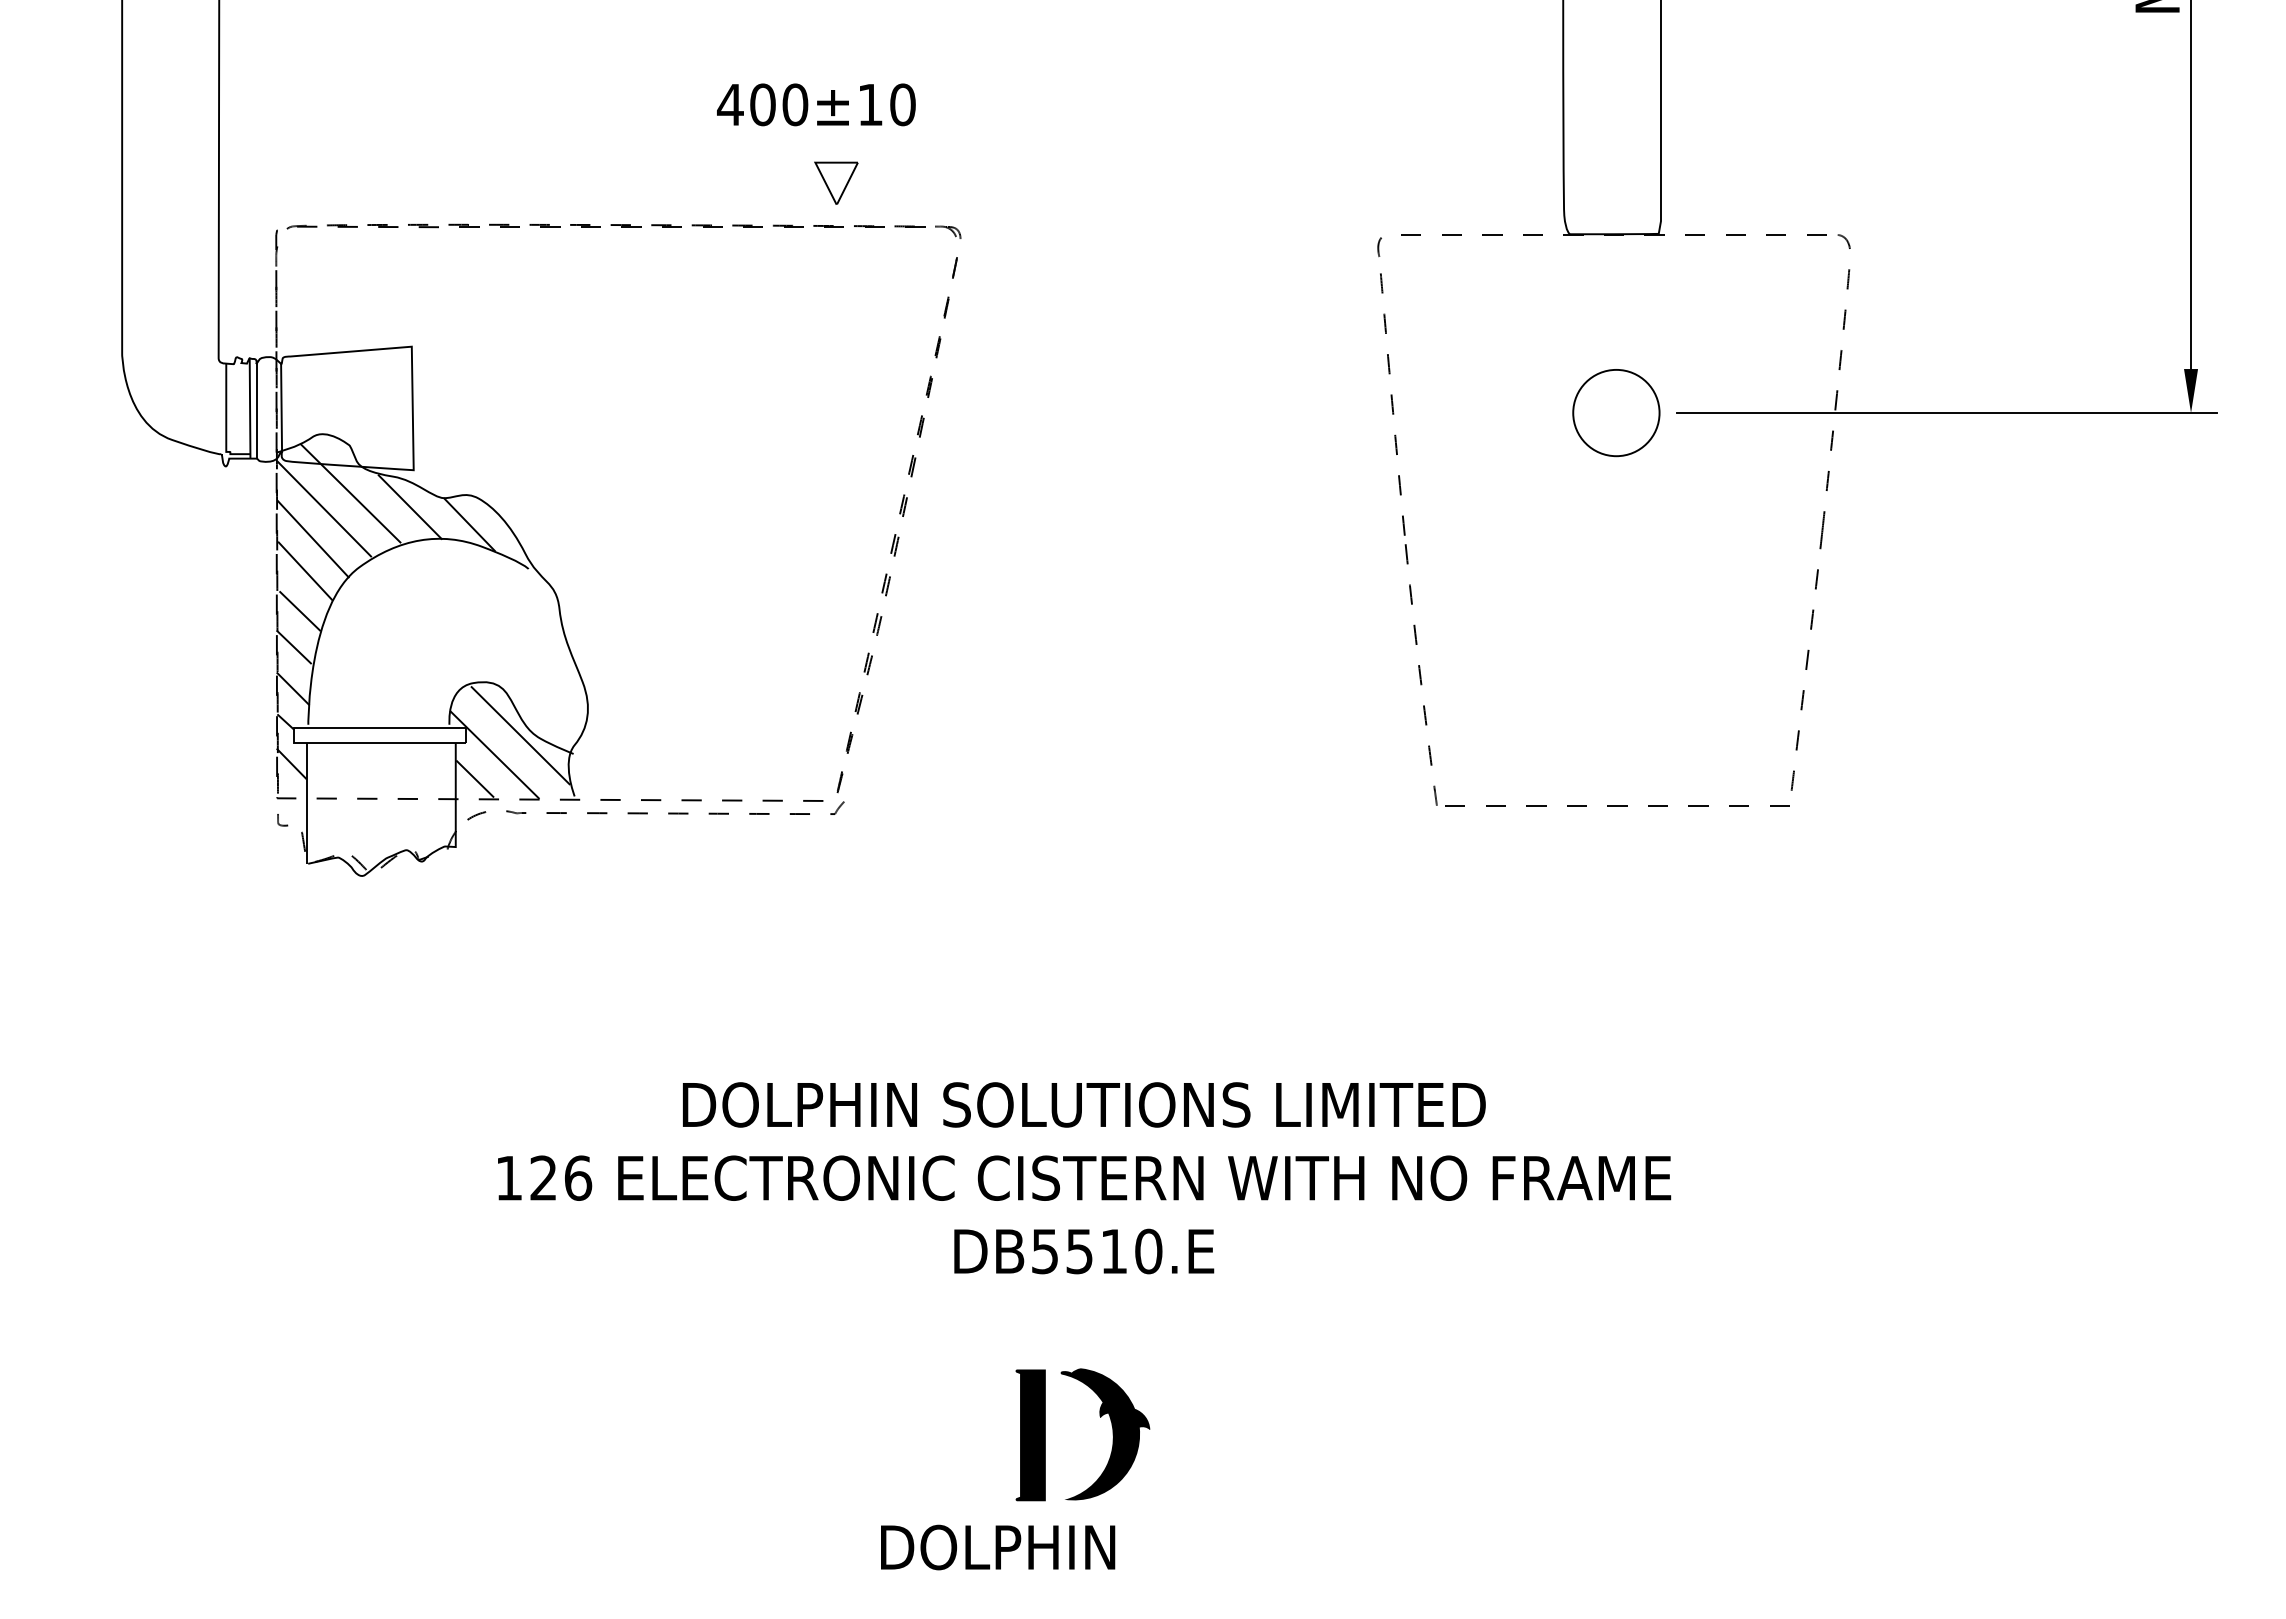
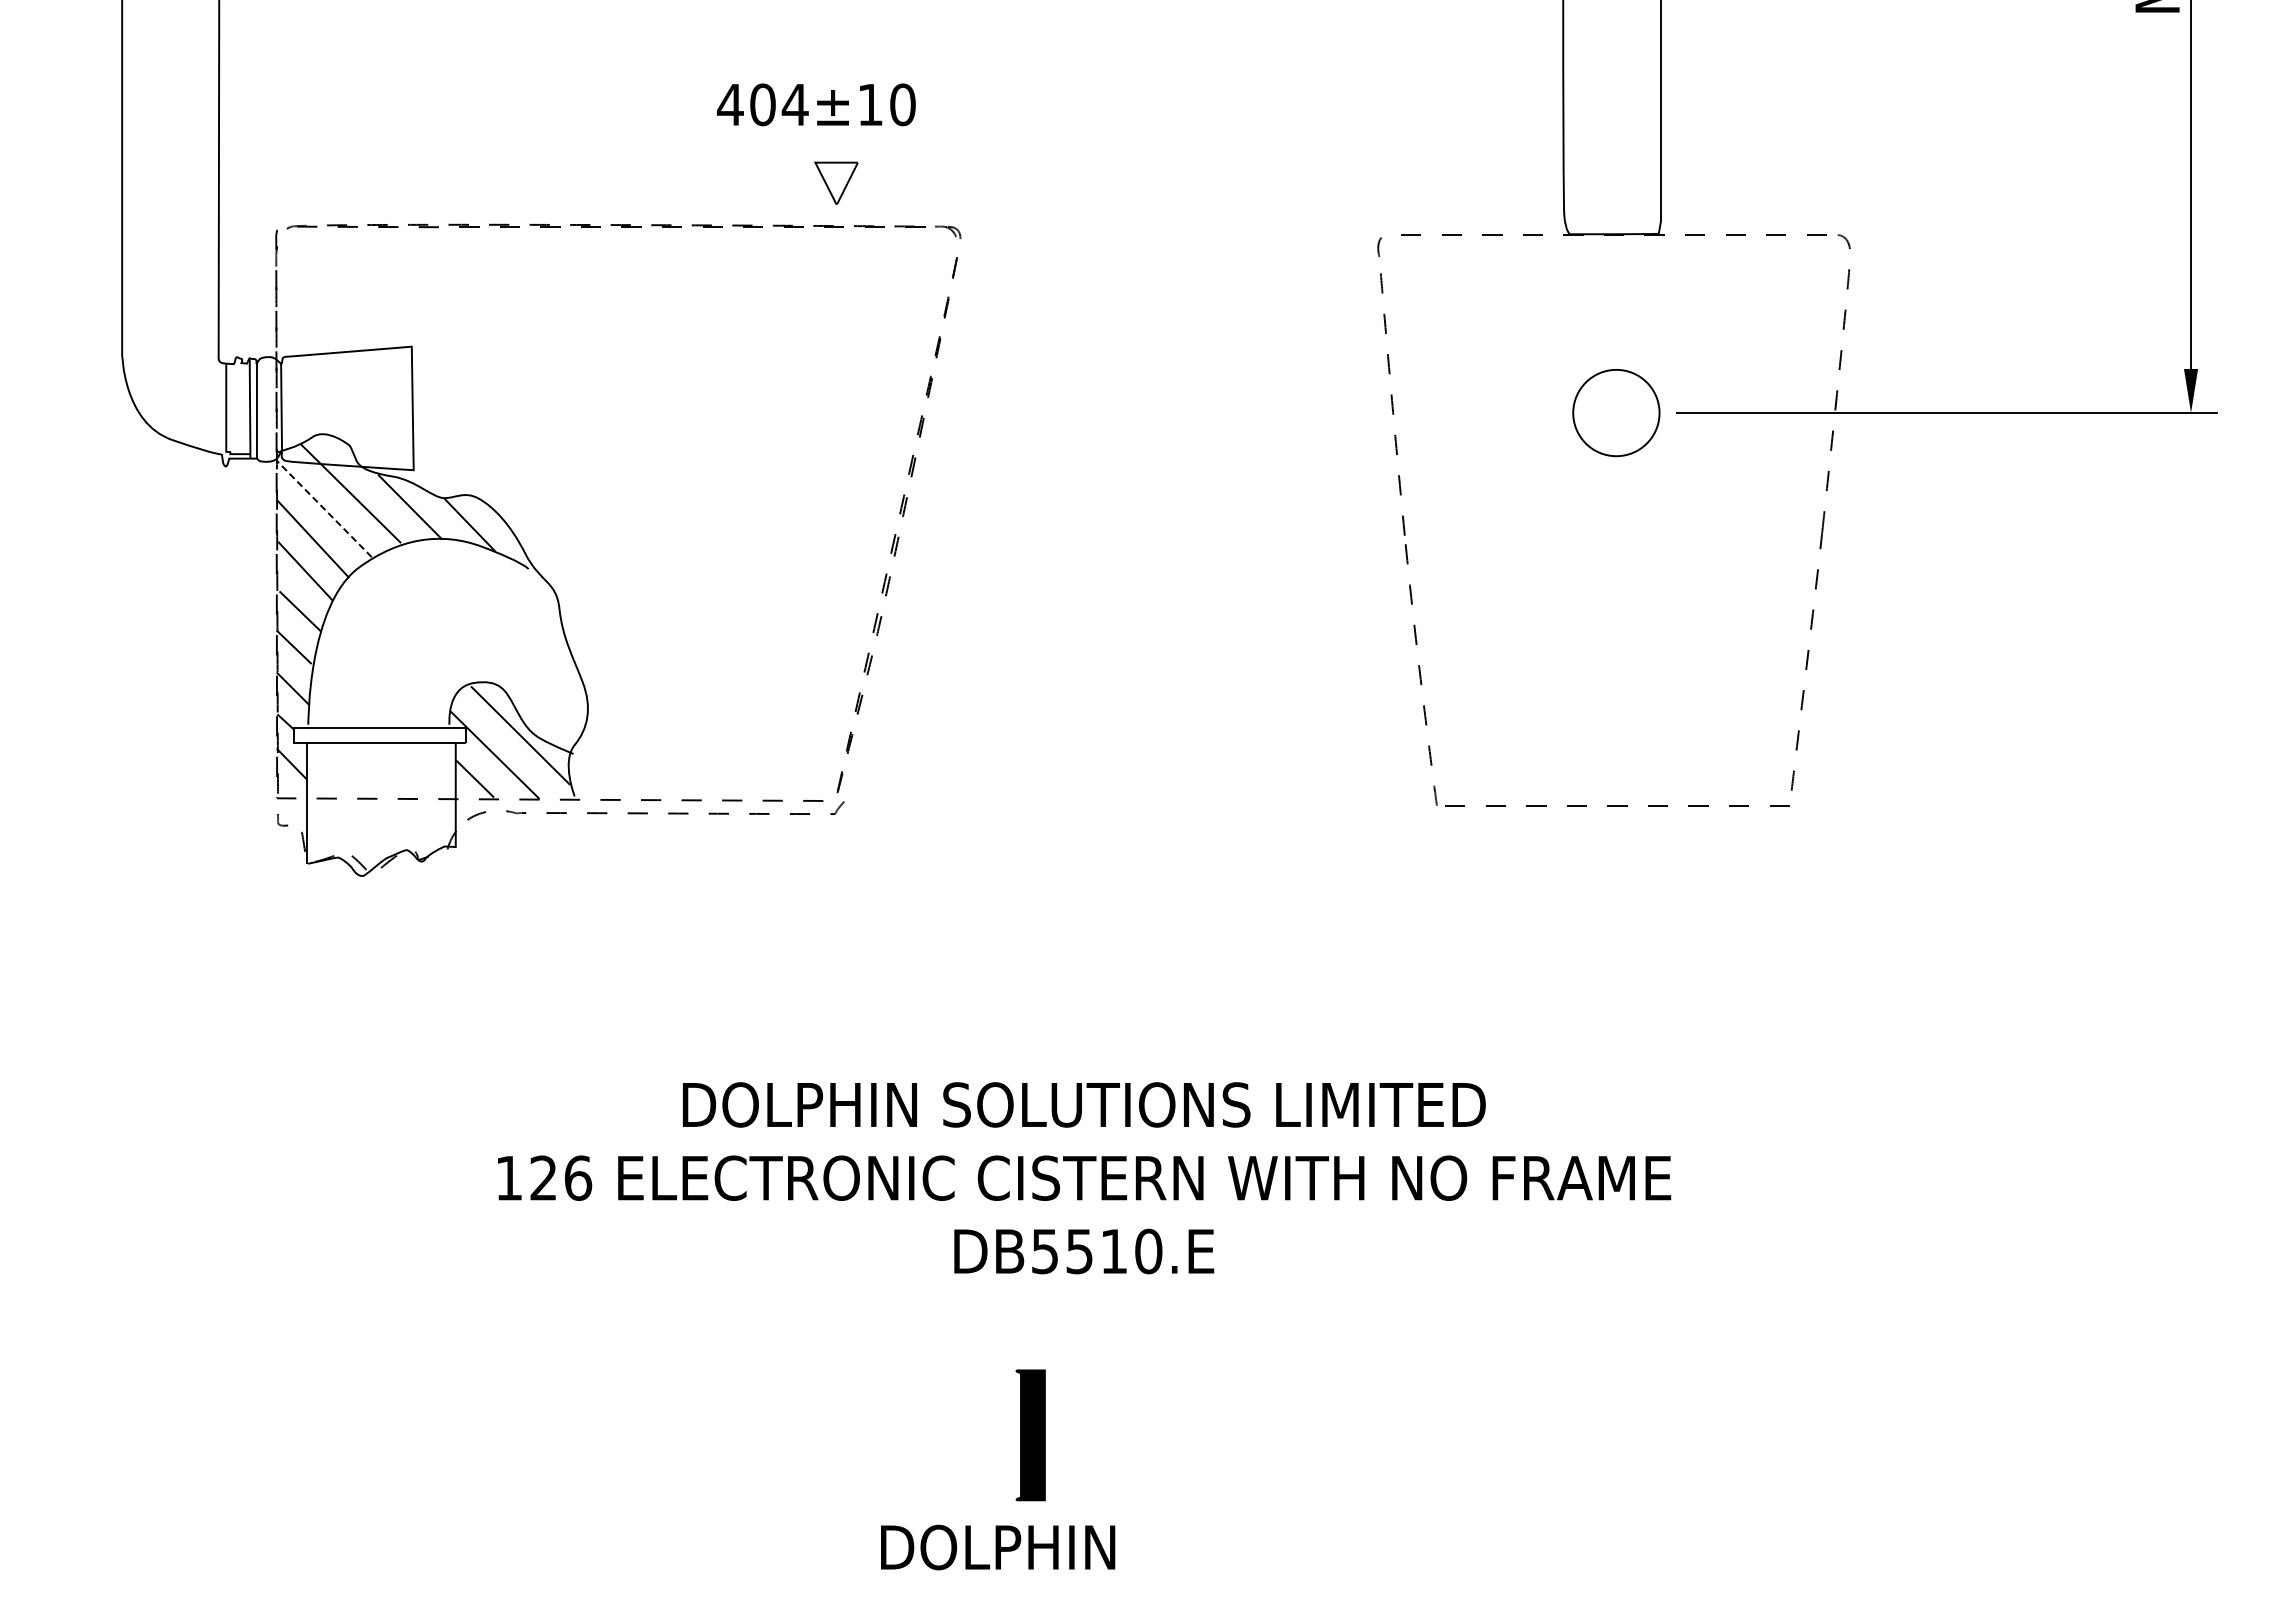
text: 400±10 -> 404±10 (794, 104)
line: solid -> dashed (324, 508)
part: present -> none (1112, 1434)
